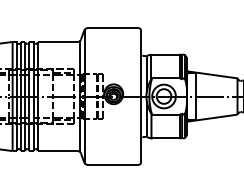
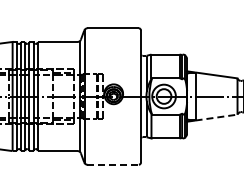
line: solid -> dashed (217, 117)
line: solid -> dashed (113, 164)
